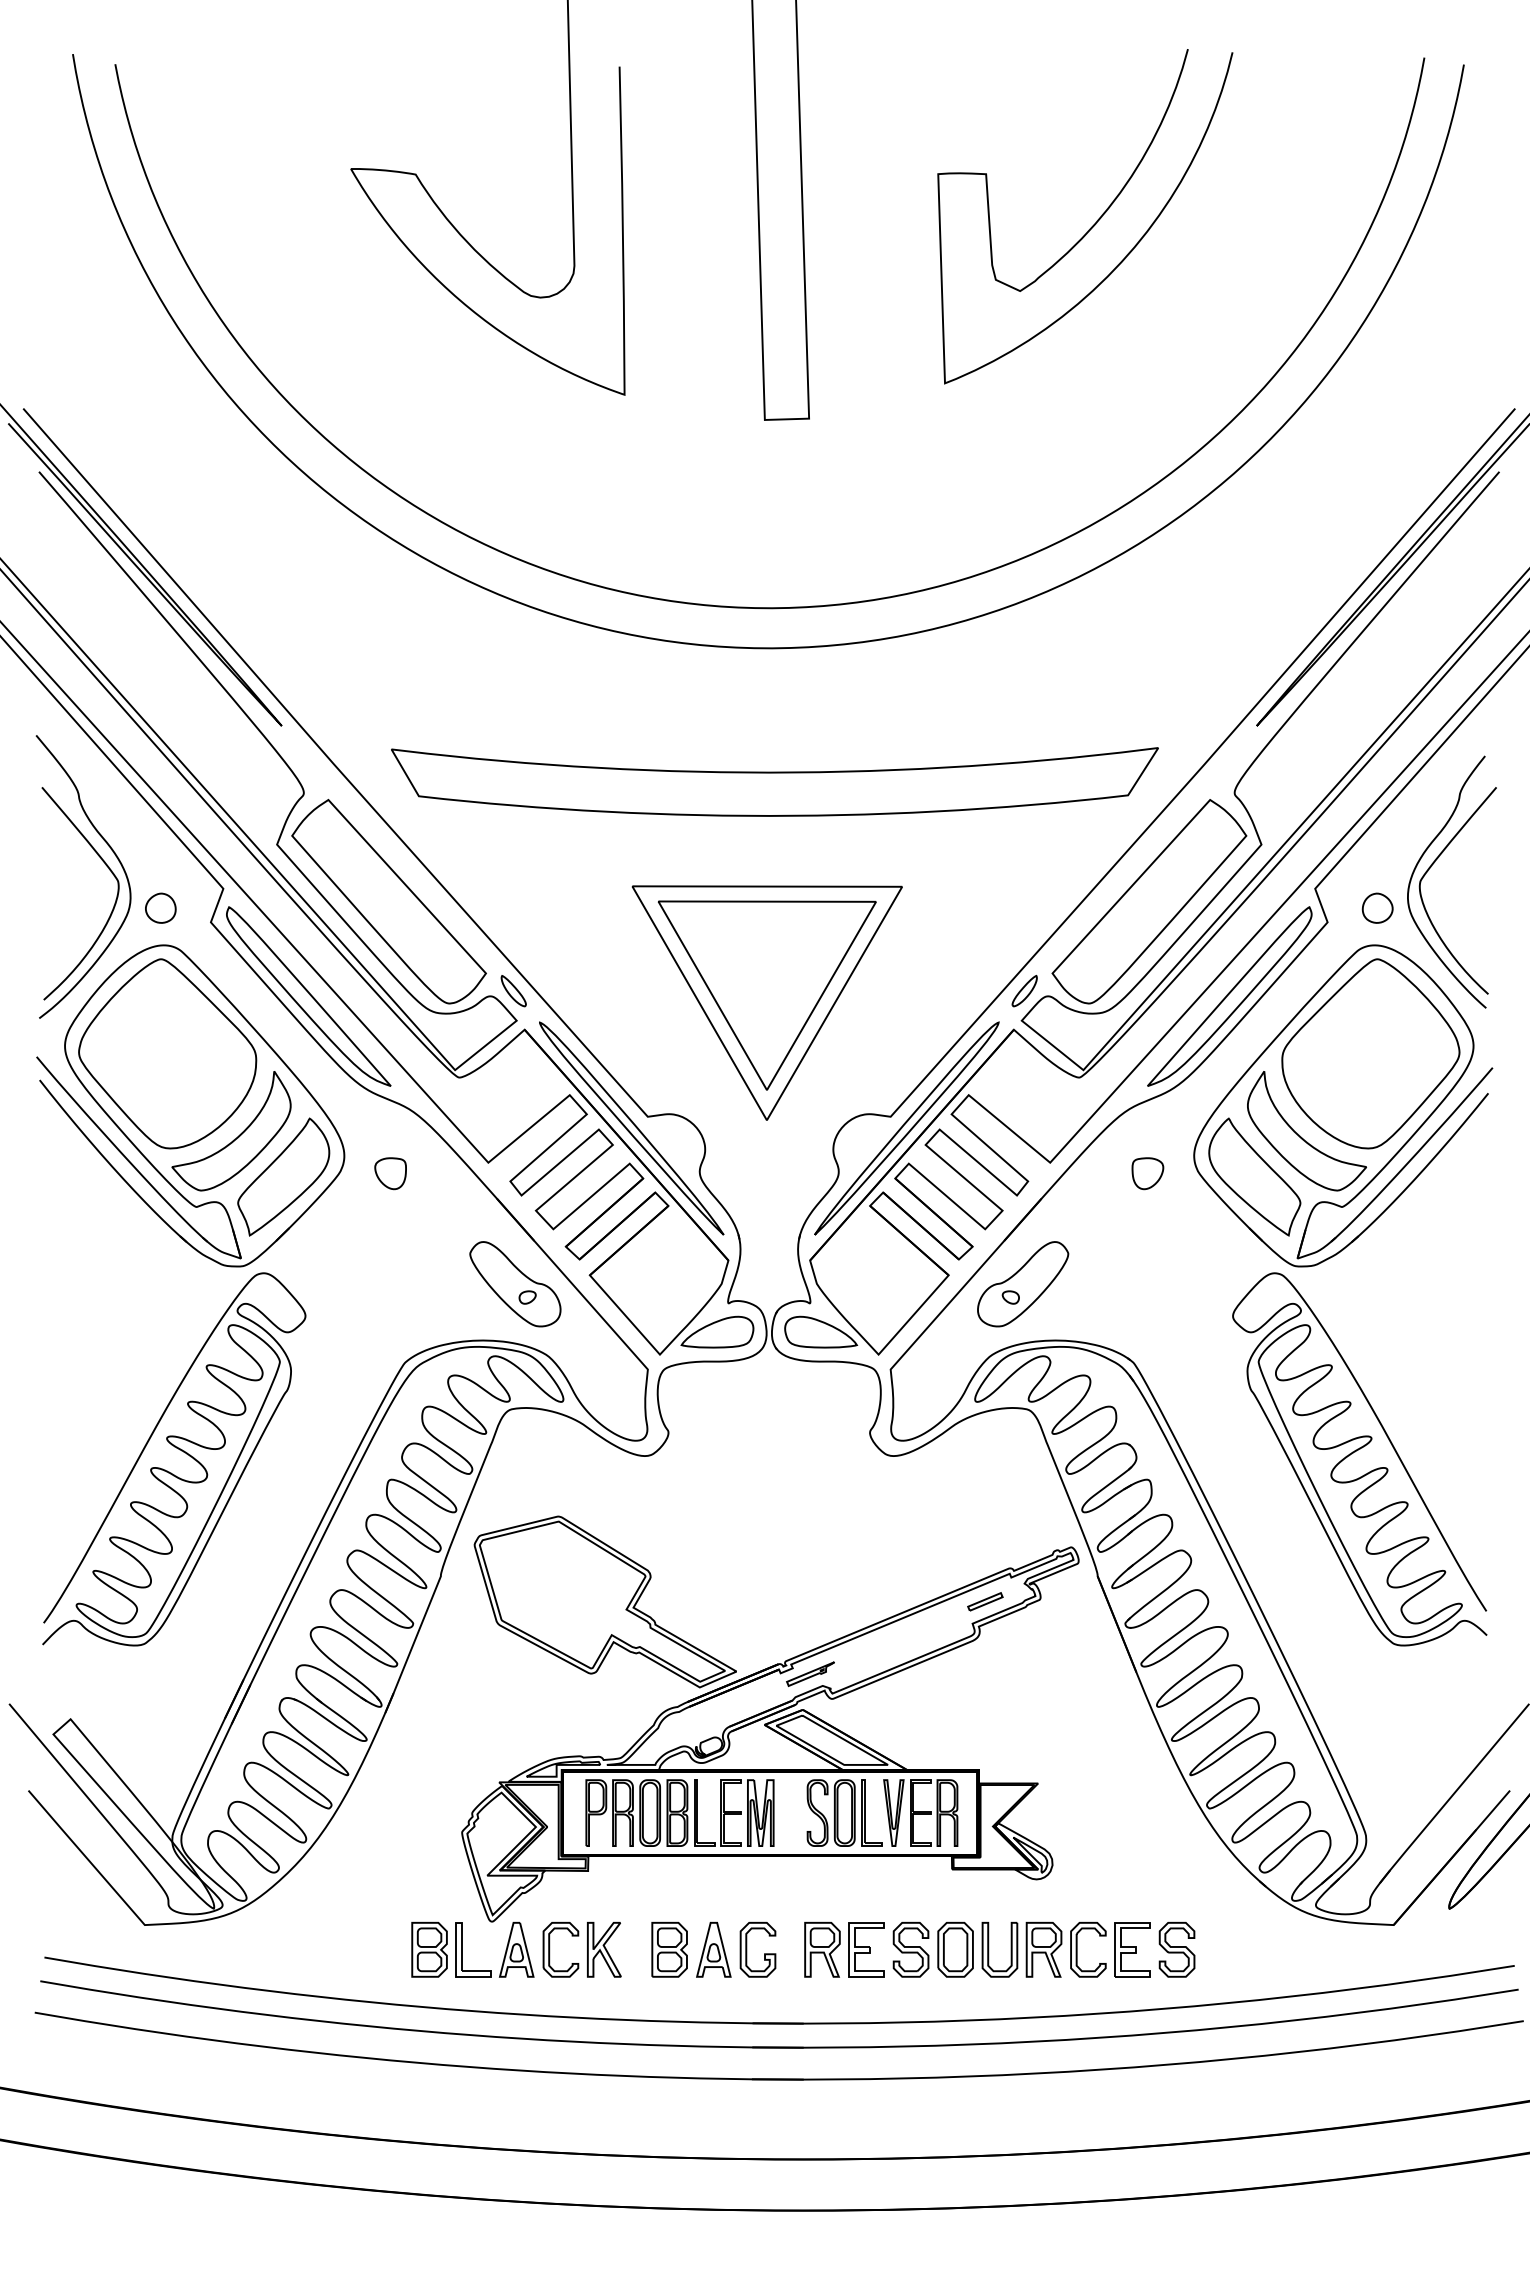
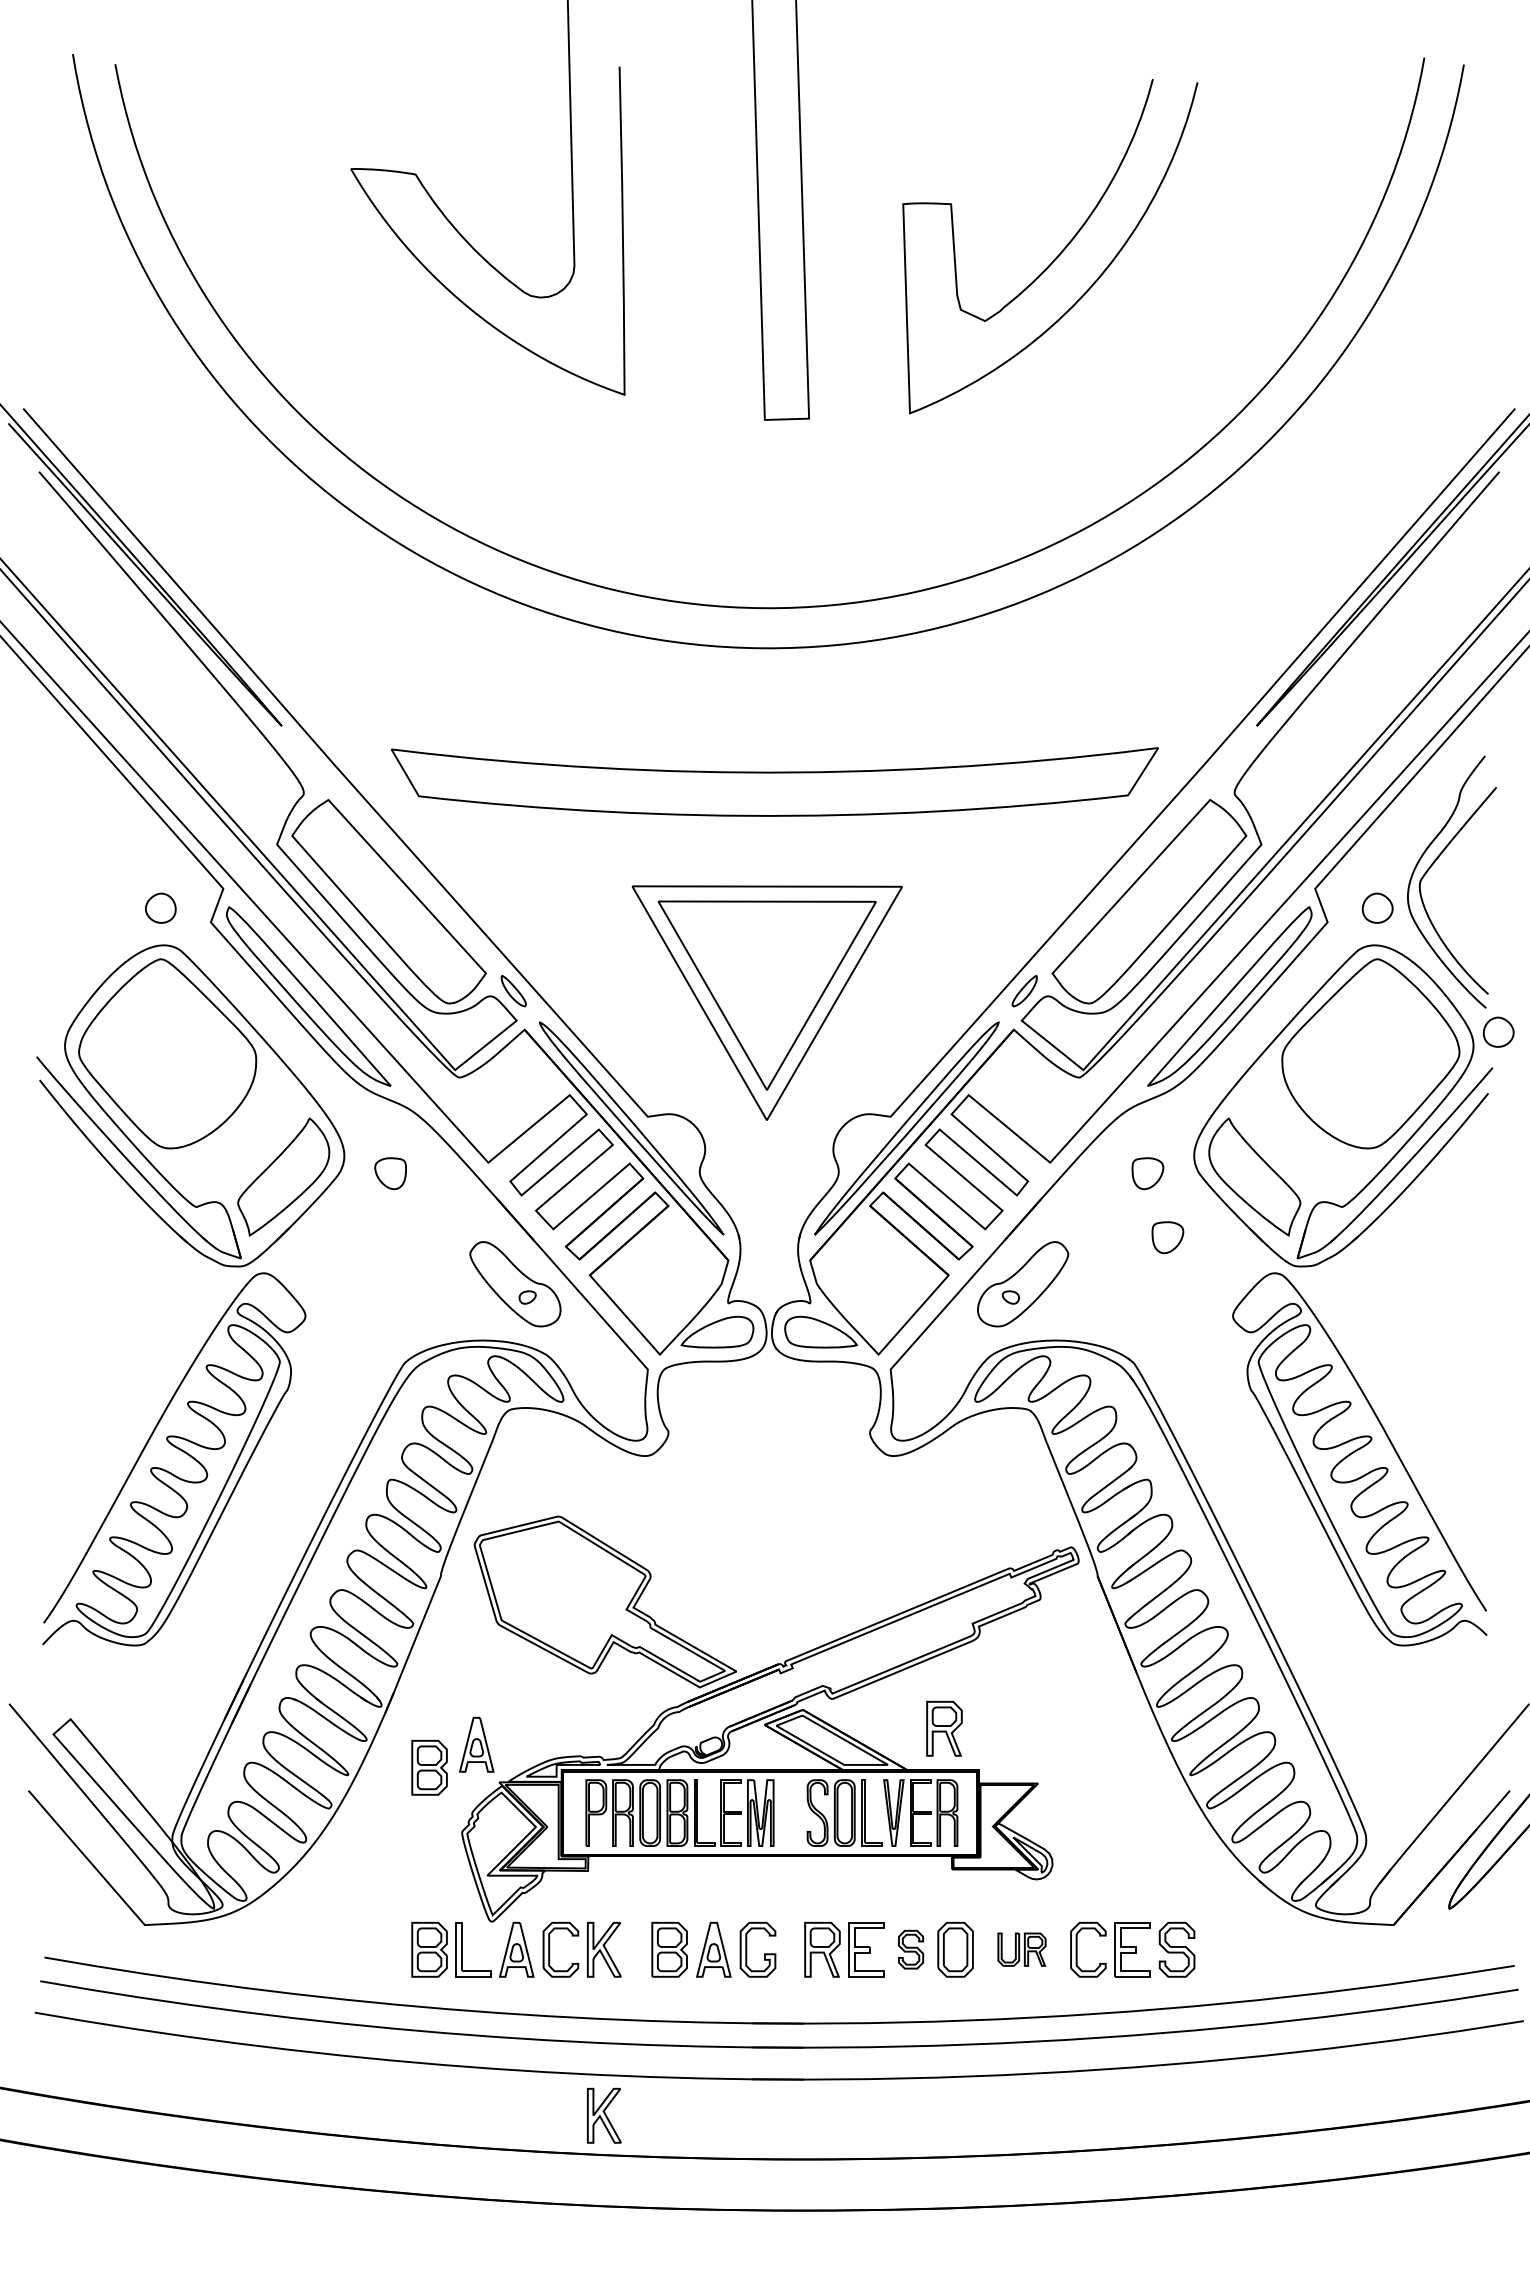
curve position: (1093, 224) -> (1058, 254) (1058, 254)
part: present -> none (101, 860)
part: none -> present (1498, 1031)
part: present -> none (237, 1136)
part: present -> none (1301, 1136)
part: none -> present (1167, 1237)
part: present -> none (985, 1601)
part: present -> none (810, 1673)
part: none -> present (944, 1728)
part: none -> present (476, 1744)
part: none -> present (429, 1767)
part size: 38x57 px -> 27x41 px (911, 1949)
part size: 82x57 px -> 50x35 px (1021, 1949)
part: none -> present (604, 2115)
